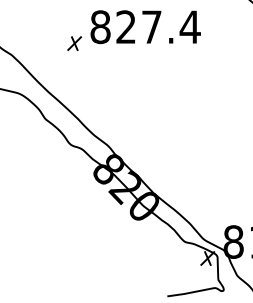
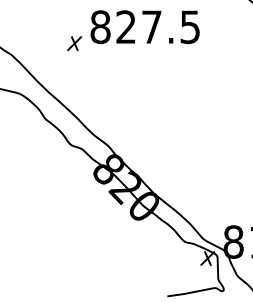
text: 827.4 -> 827.5 (189, 27)
